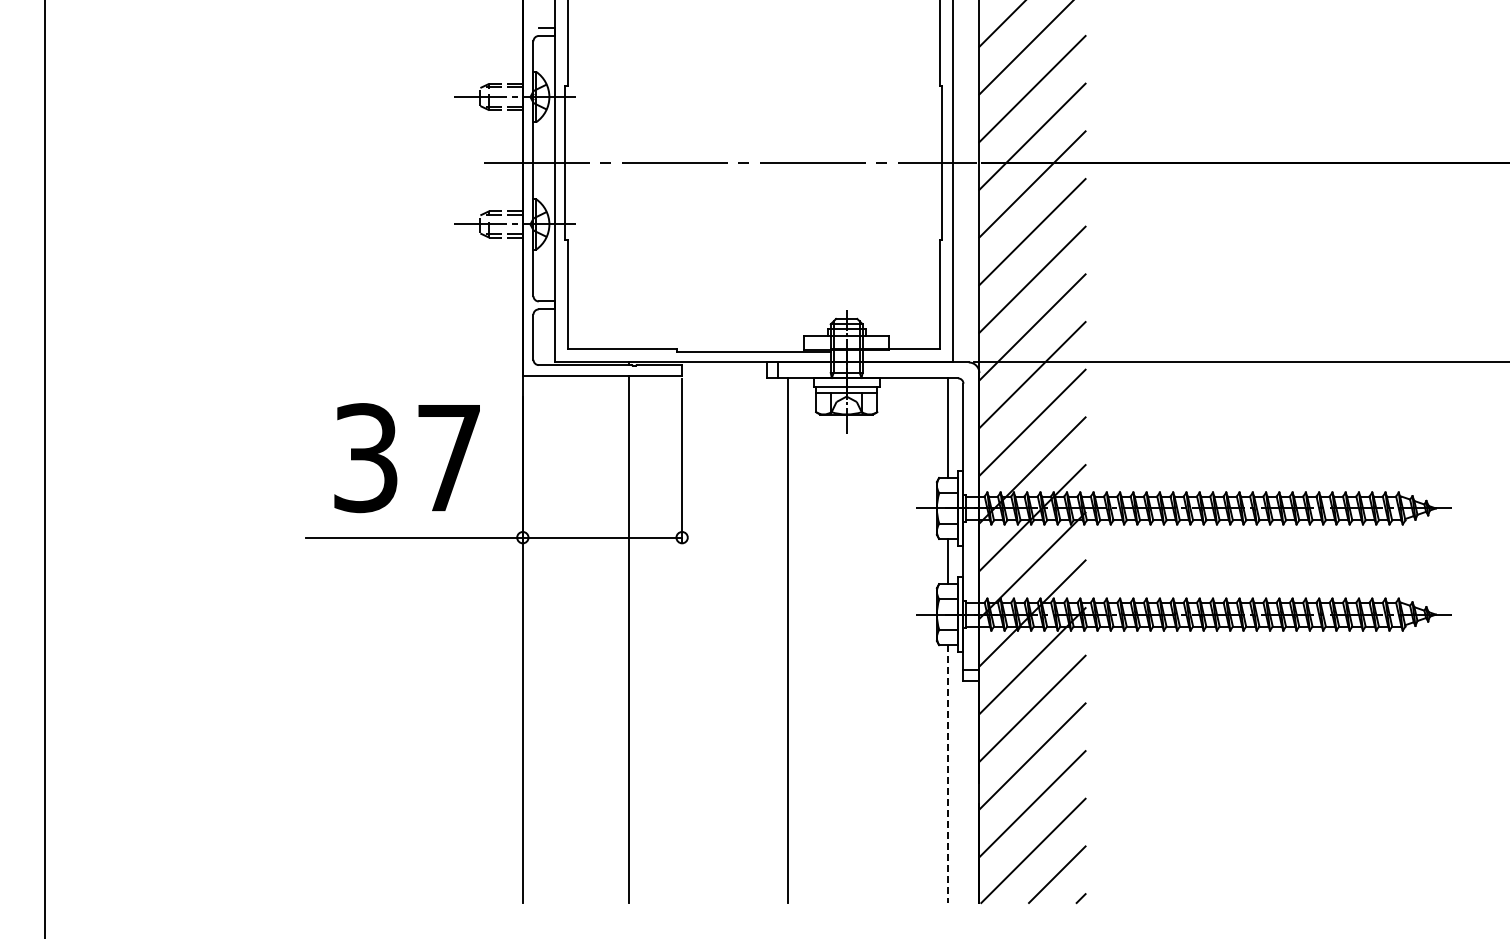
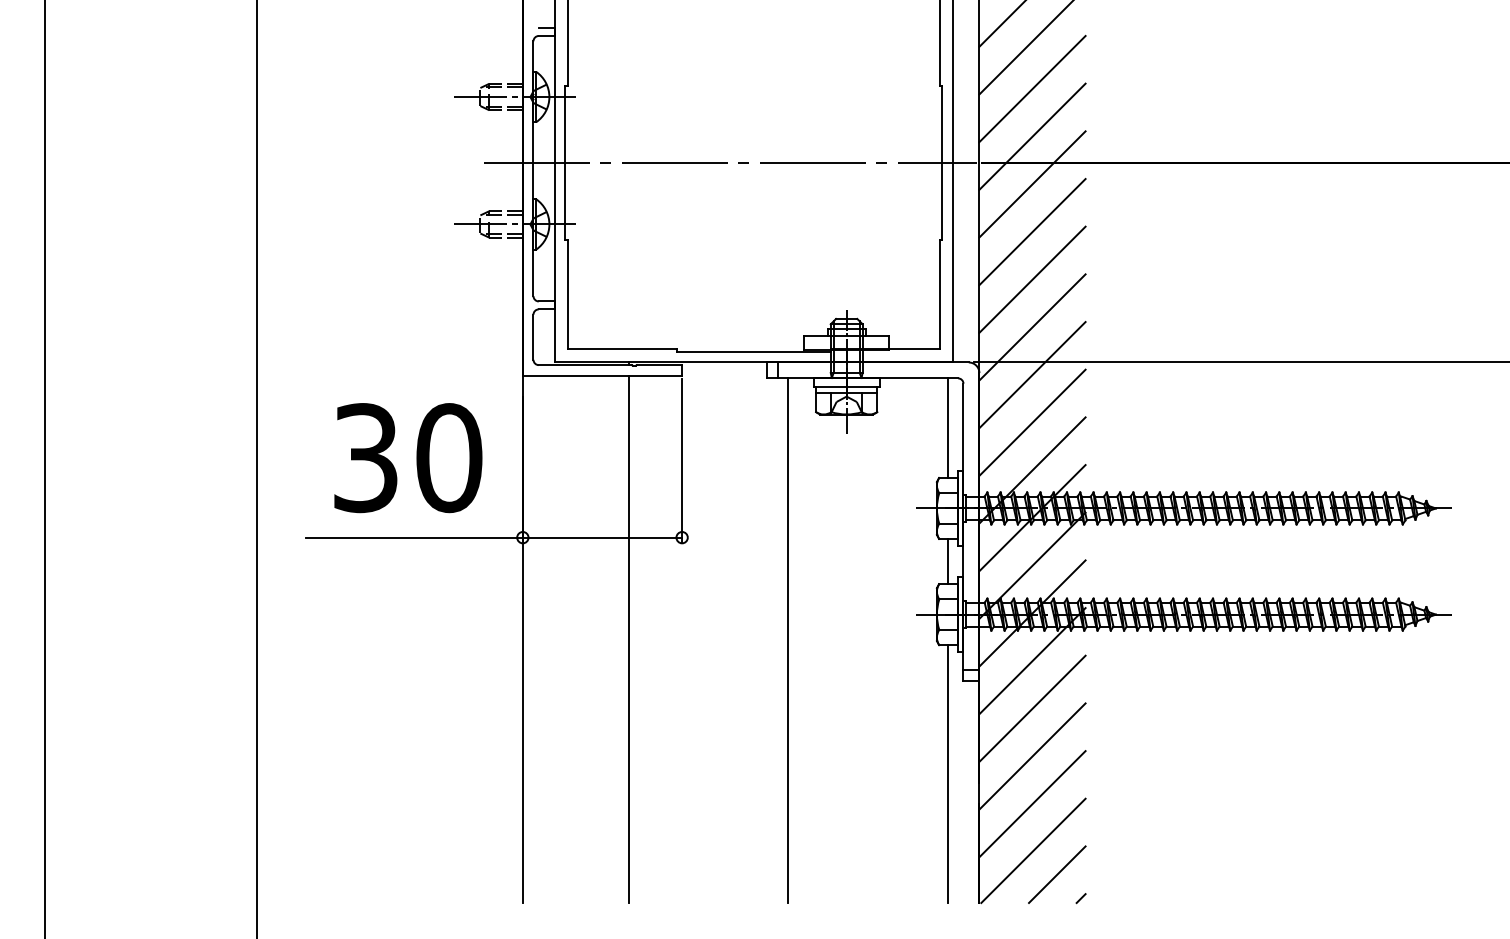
text: 37 -> 30 (449, 458)
line: none -> present (257, 468)
line: dashed -> solid (947, 774)
